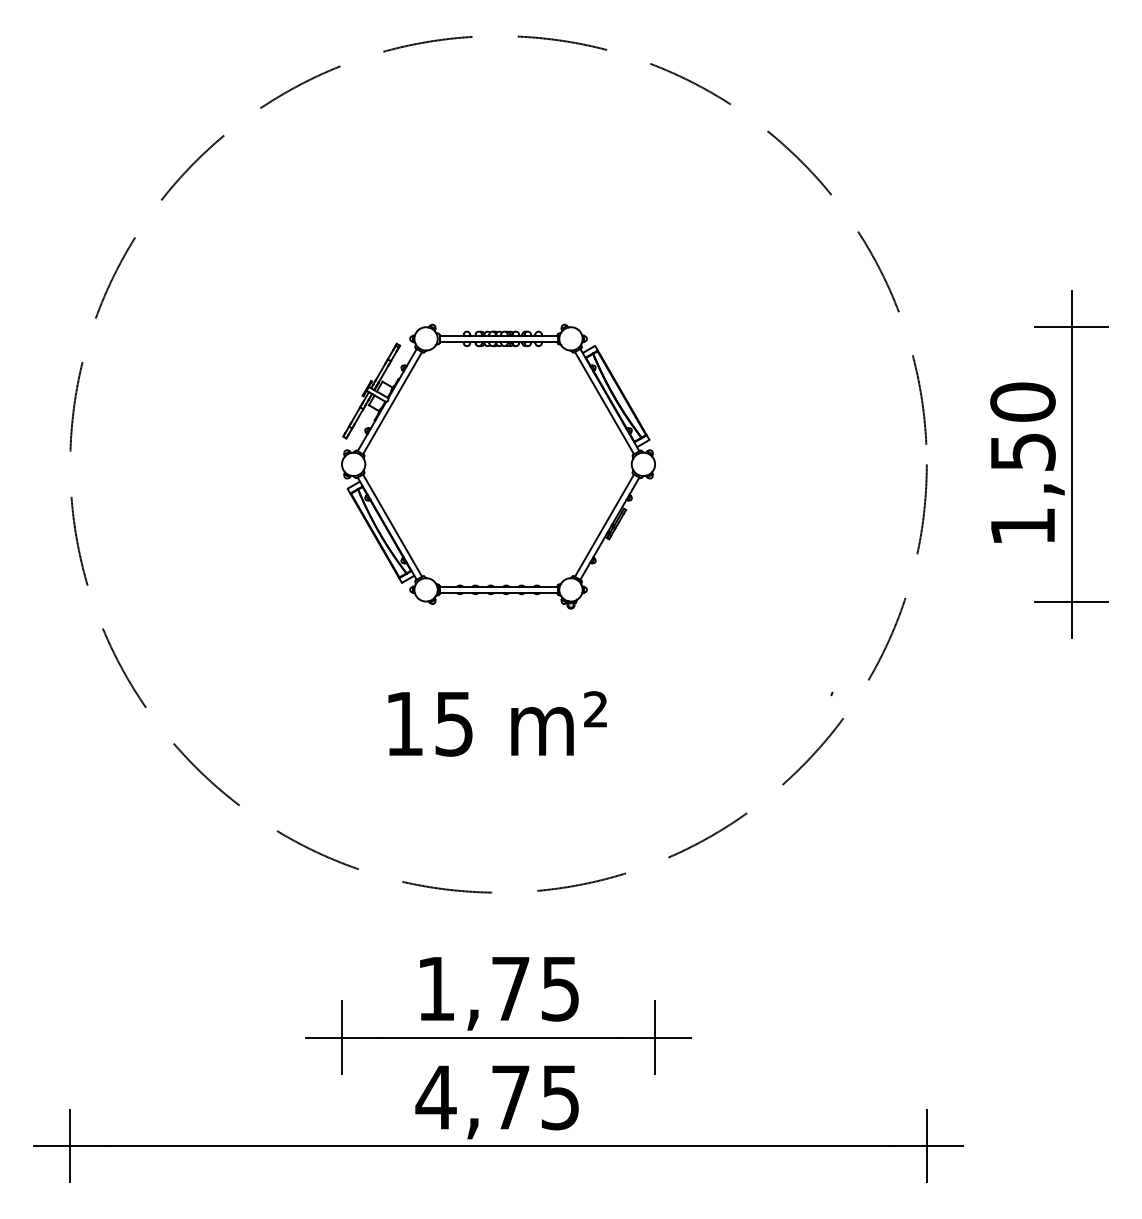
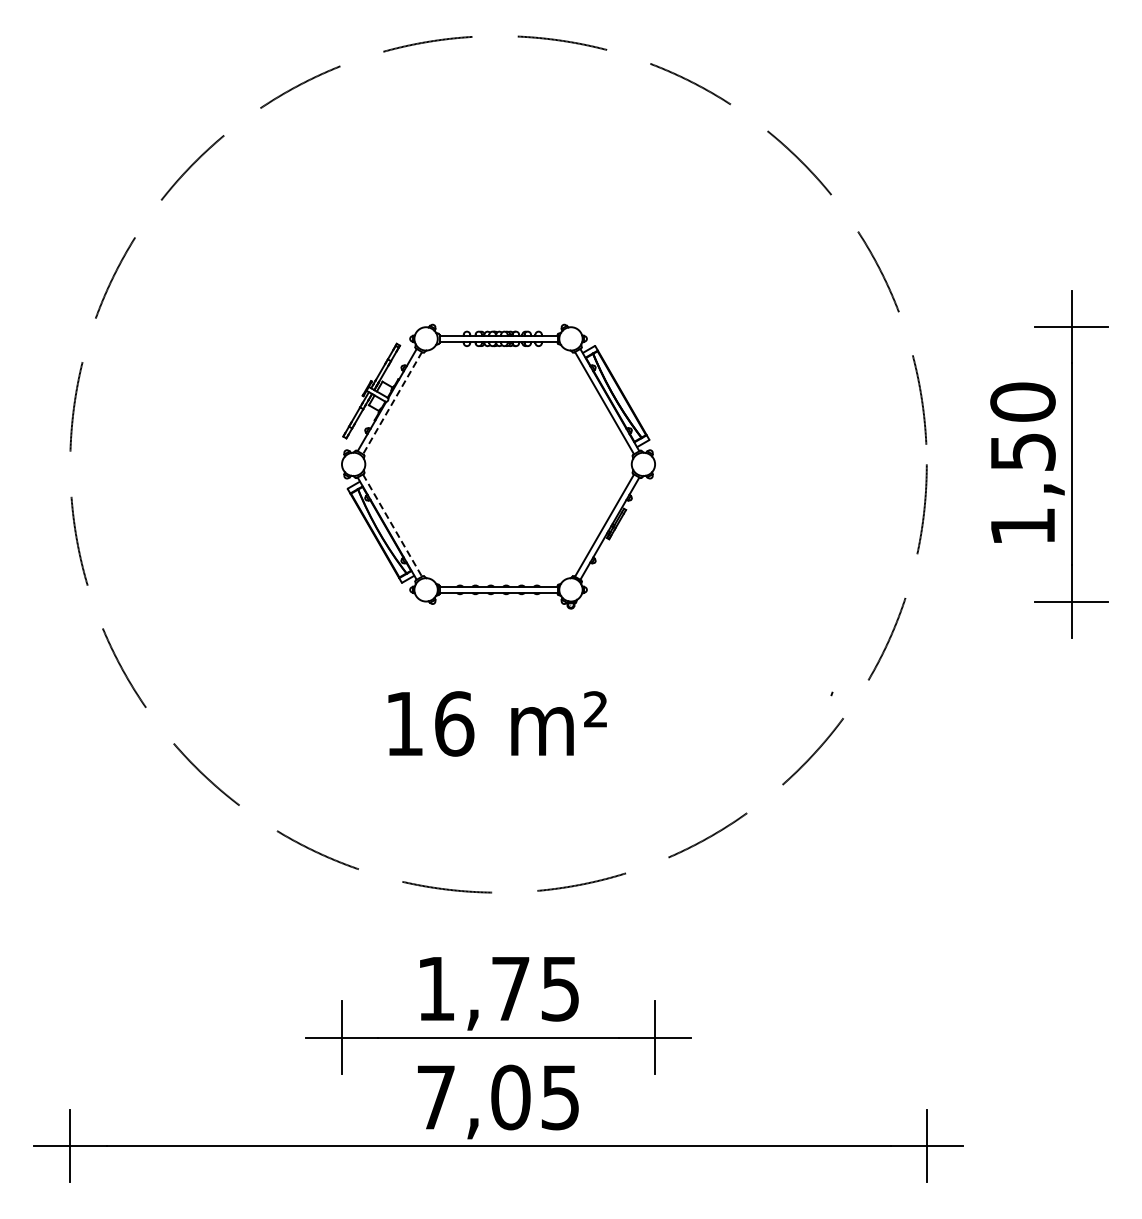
line: solid -> dashed (392, 403)
line: solid -> dashed (392, 526)
text: 15 -> 16 (454, 723)
text: 4,75 -> 7,05 (472, 1097)
